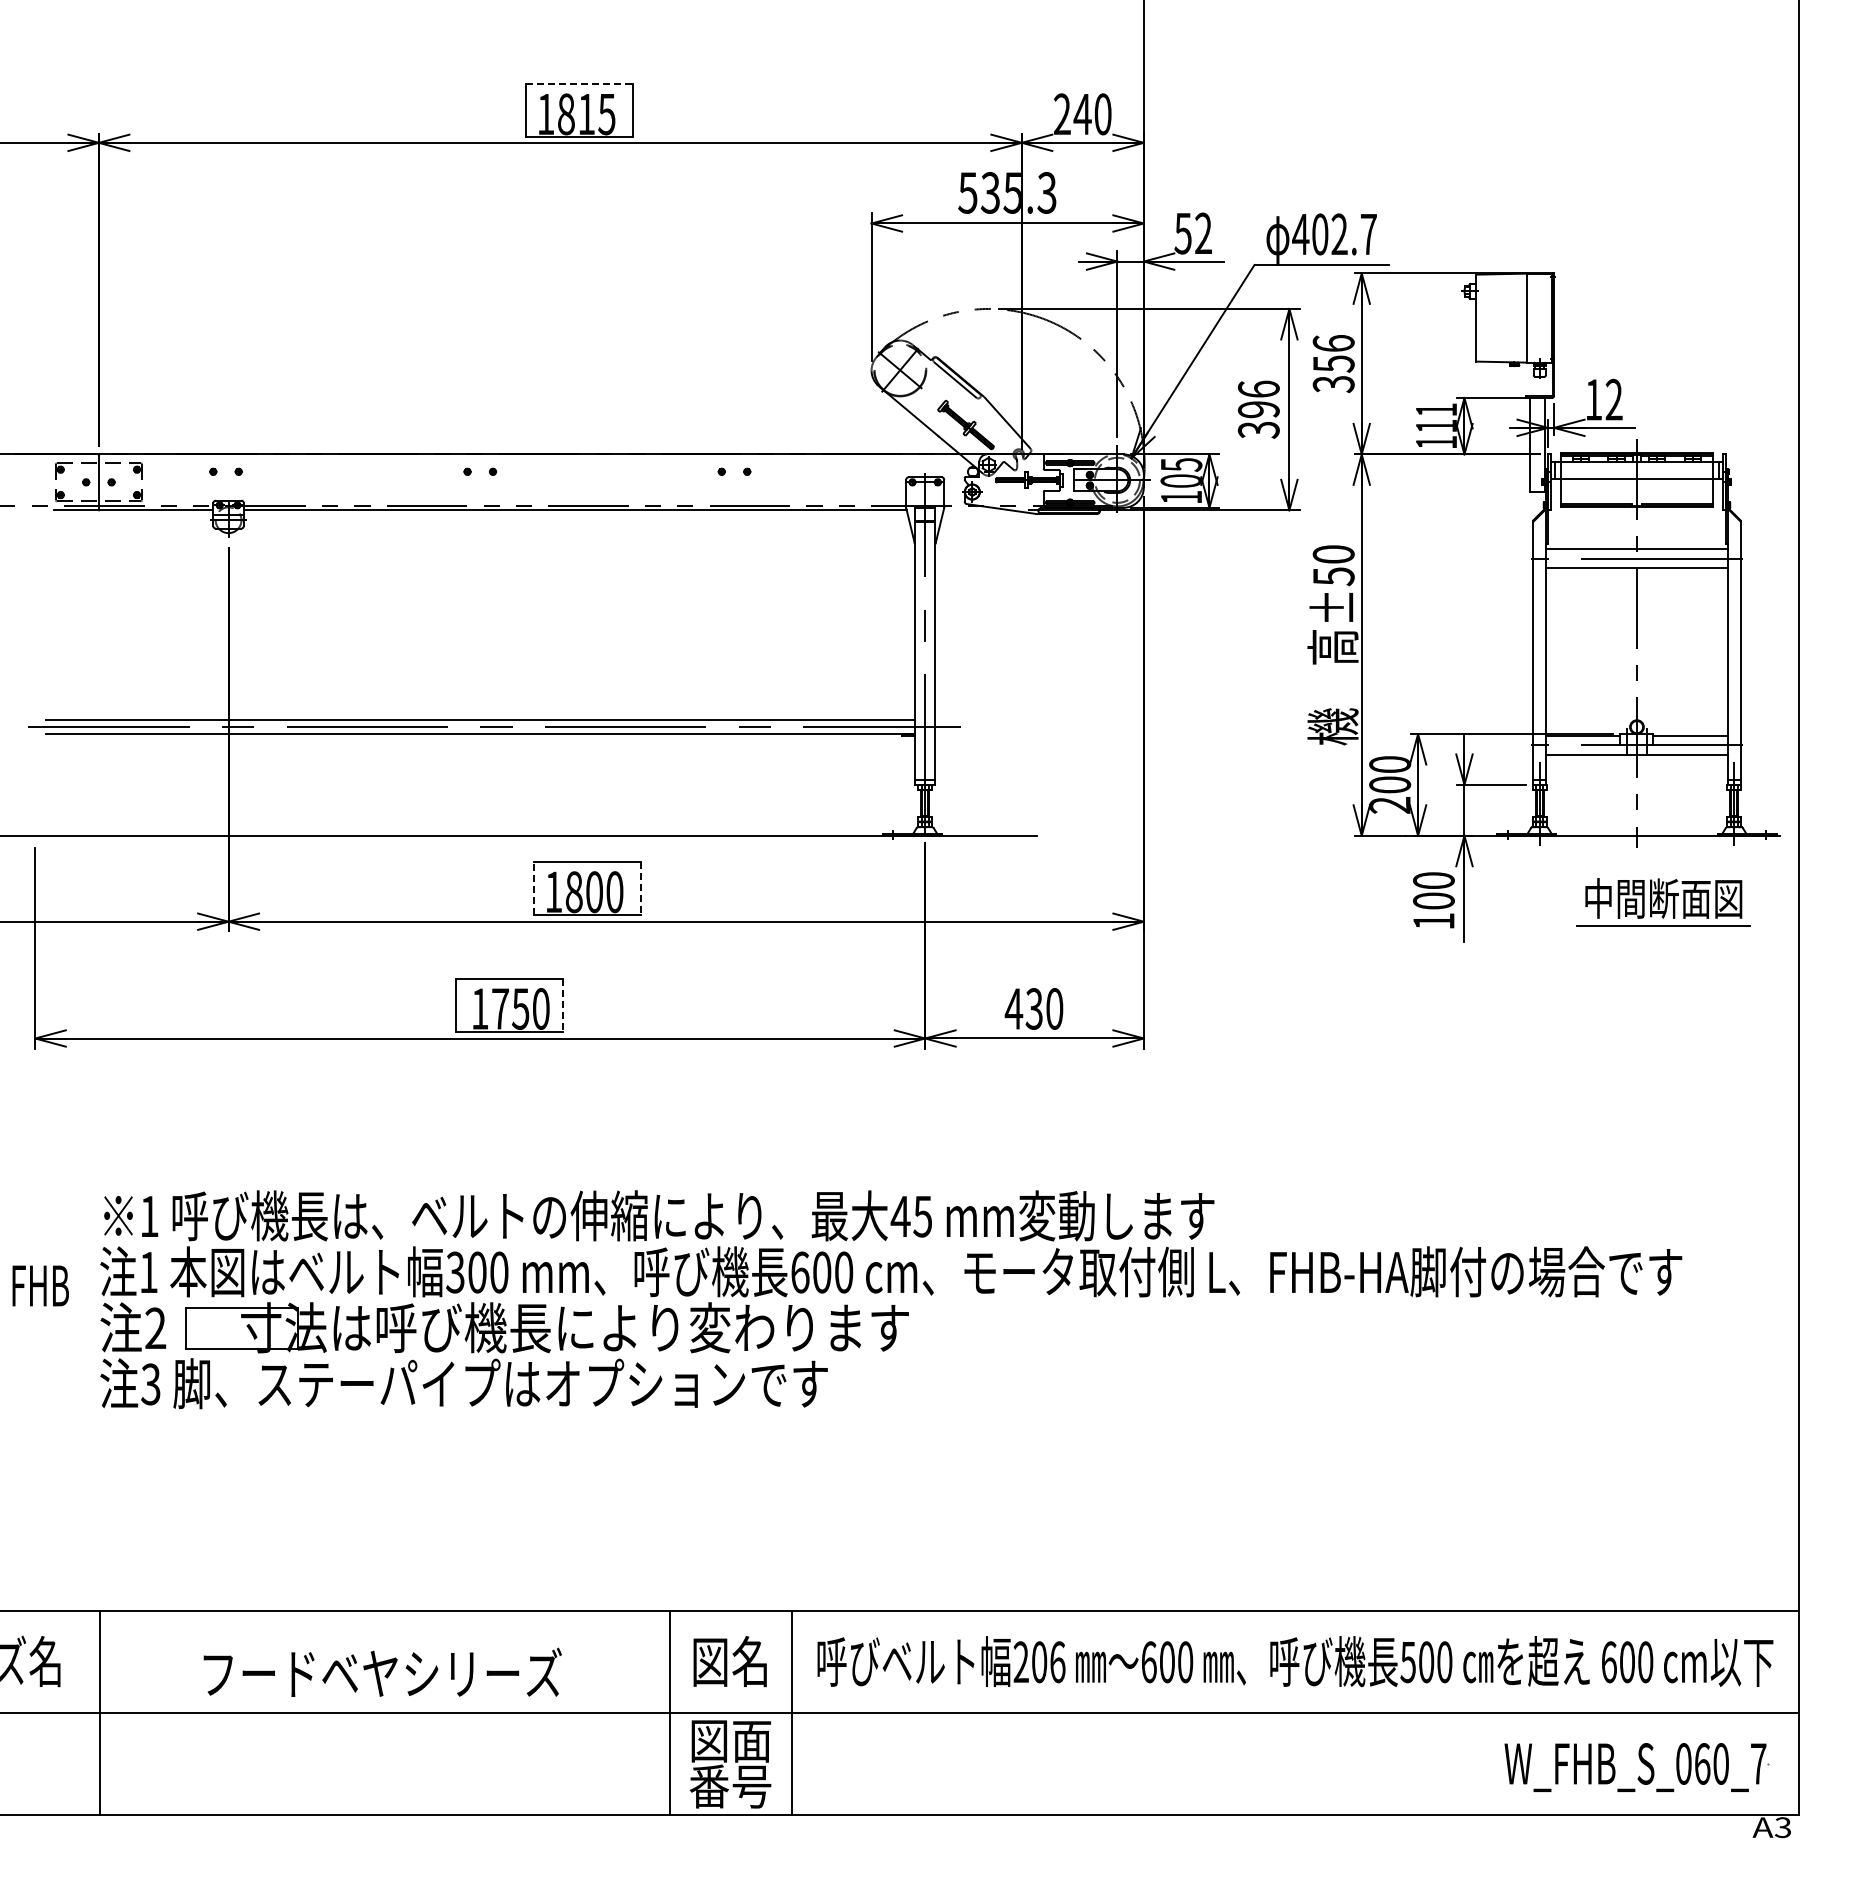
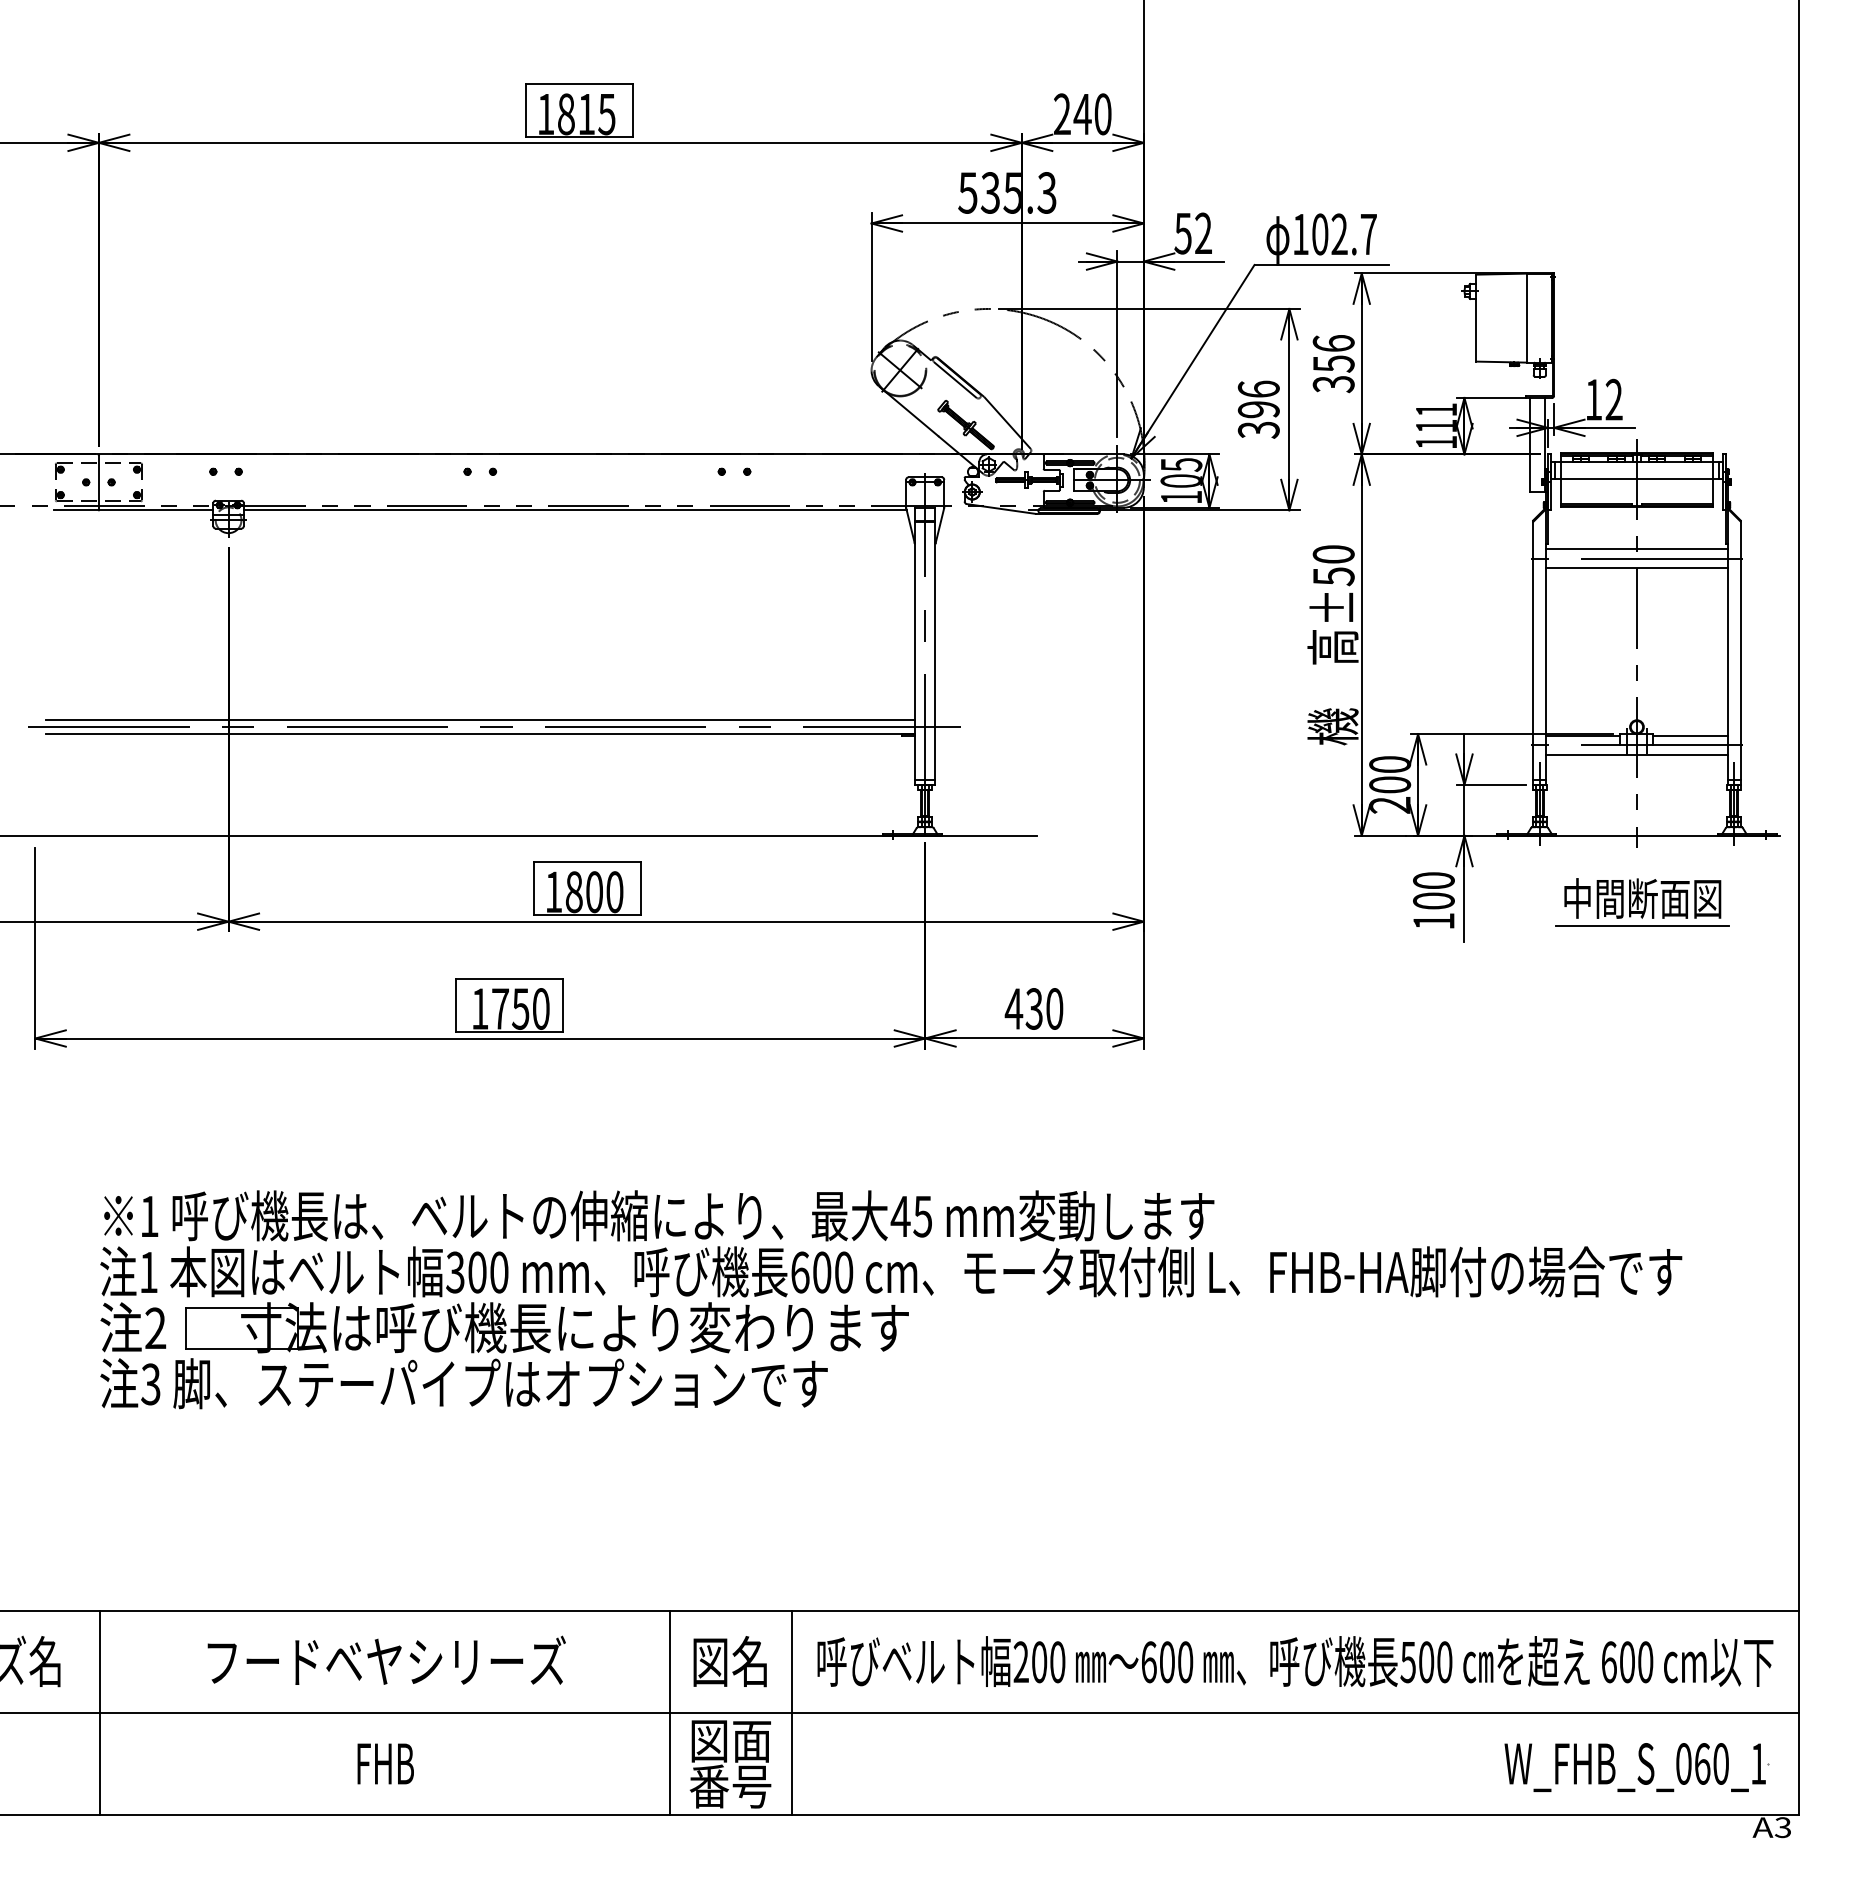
line: dashed -> solid (579, 84)
text: 402.7 -> 102.7 (1300, 234)
line: dashed -> solid (534, 887)
line: dashed -> solid (641, 888)
part position: (1663, 902) -> (1642, 902) (1642, 902)
line: dashed -> solid (563, 1005)
text position: (40, 1285) -> (385, 1763) (385, 1763)
text: 206 -> 200 (1057, 1662)
text position: (382, 1671) -> (386, 1659) (386, 1659)
text: W_FHB_S_060_7 -> W_FHB_S_060_1 (1758, 1763)
